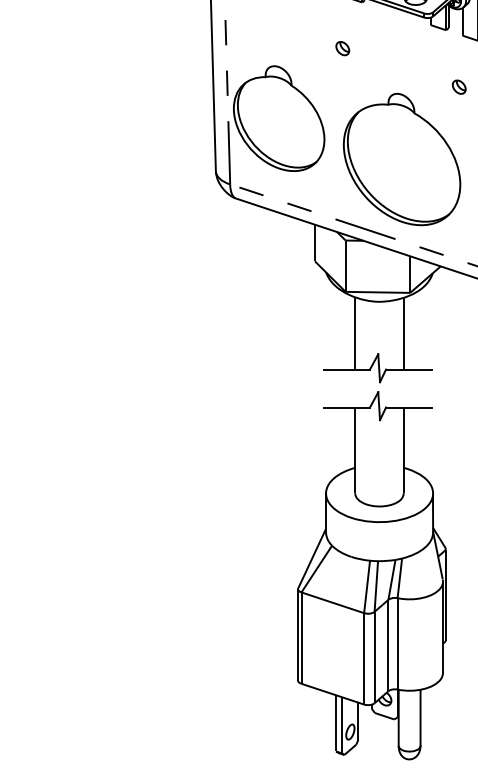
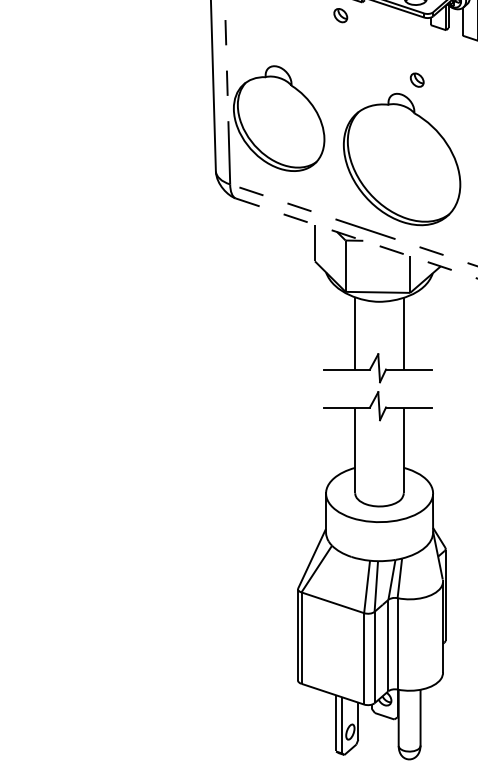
part position: (342, 48) -> (340, 15) (340, 15)
part position: (458, 86) -> (416, 79) (416, 79)
line: solid -> dashed (356, 238)
